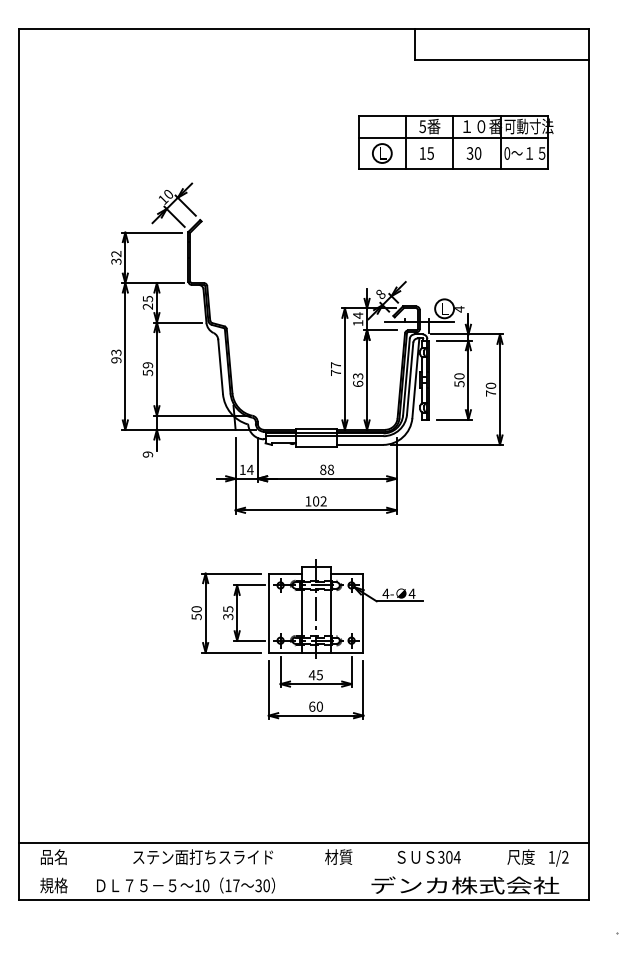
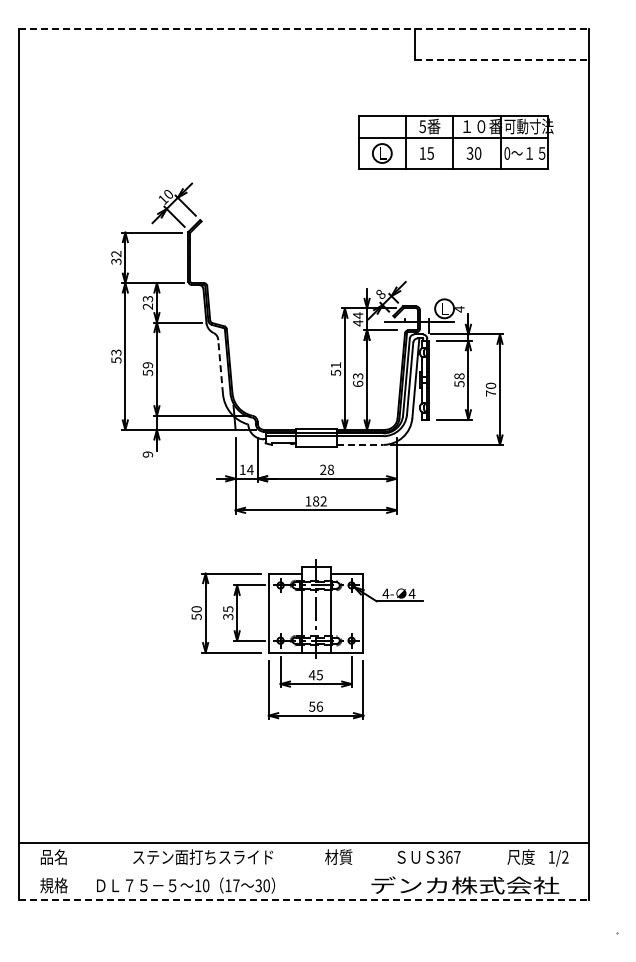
line: solid -> dashed (303, 28)
line: solid -> dashed (501, 60)
text: 25 -> 23 (147, 298)
text: 14 -> 44 (358, 322)
text: 93 -> 53 (116, 360)
line: solid -> dashed (220, 366)
text: 77 -> 51 (336, 369)
text: 50 -> 58 (459, 376)
line: solid -> dashed (360, 444)
text: 88 -> 28 (323, 469)
text: 102 -> 182 (316, 501)
text: 60 -> 56 (316, 706)
text: 304 -> 367 (453, 857)
line: solid -> dashed (303, 899)
